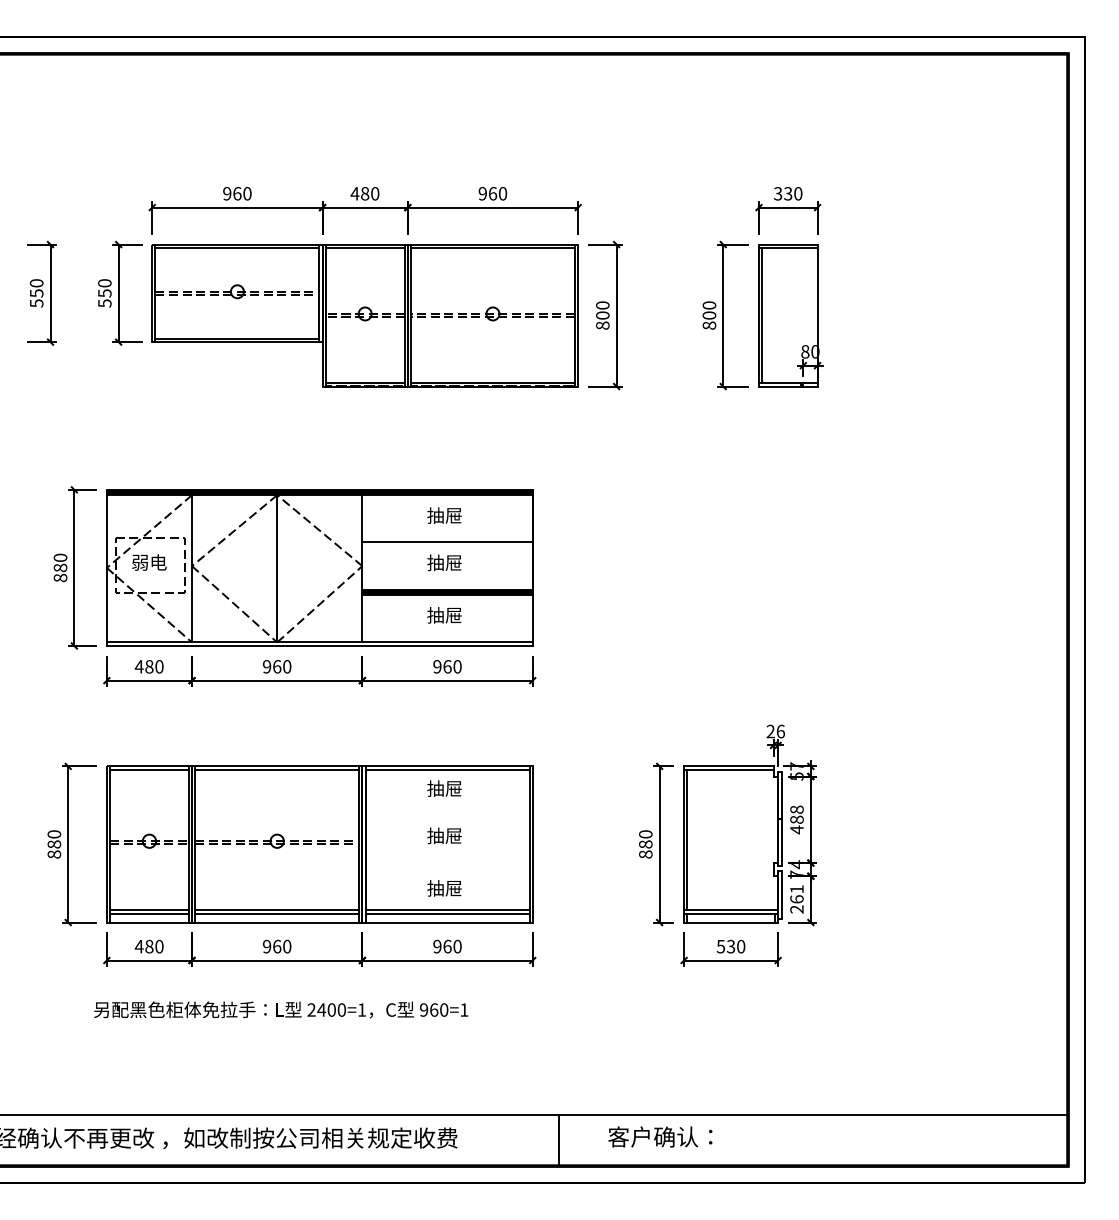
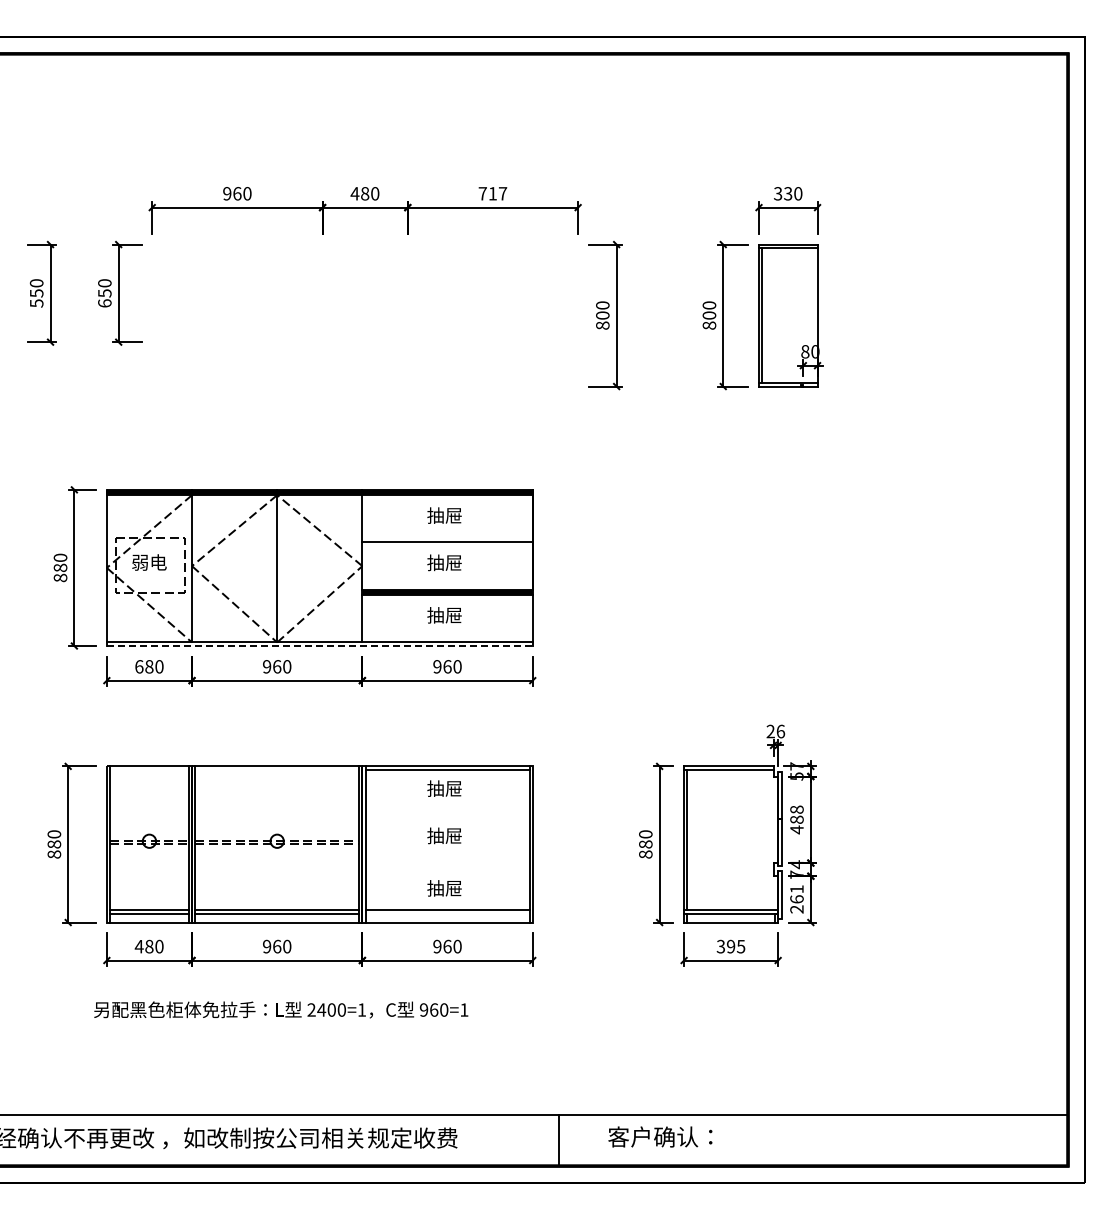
text: 960 -> 717 (492, 193)
text: 550 -> 650 (104, 303)
part: present -> none (364, 315)
line: solid -> dashed (319, 646)
text: 480 -> 680 (138, 666)
line: present -> none (149, 769)
line: present -> none (277, 769)
line: present -> none (447, 913)
text: 530 -> 395 (731, 946)
